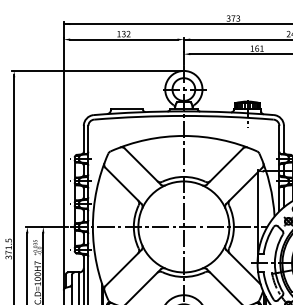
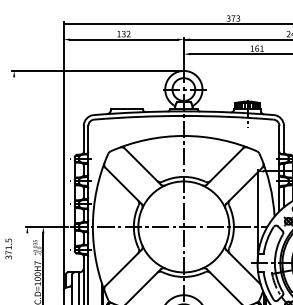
line: present -> none (14, 188)
line: present -> none (27, 267)
